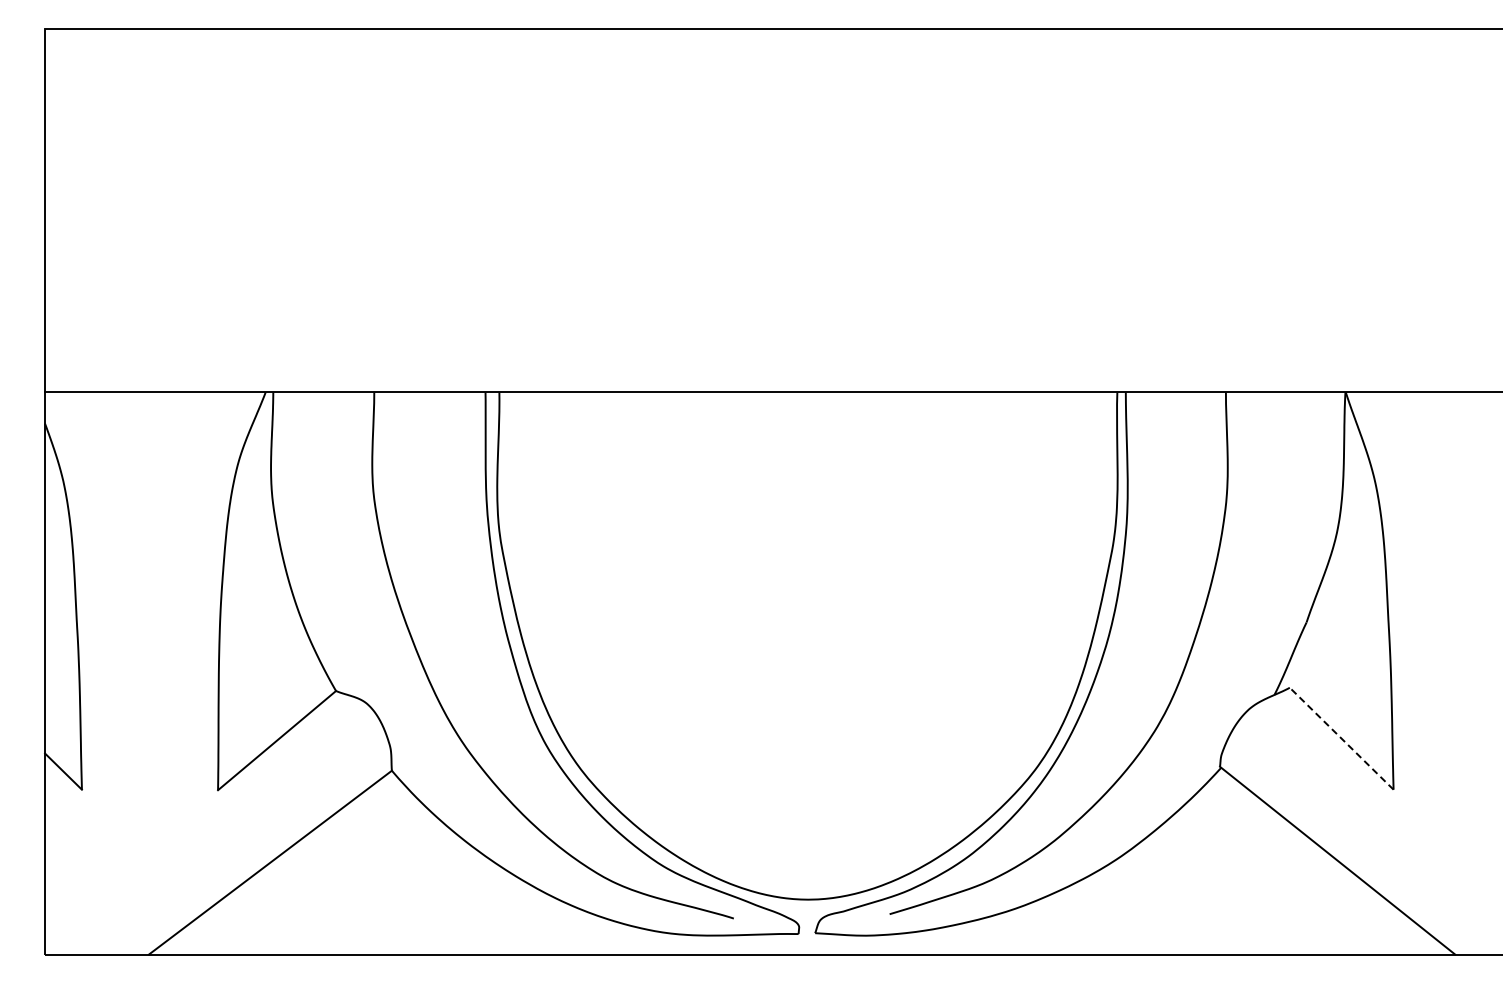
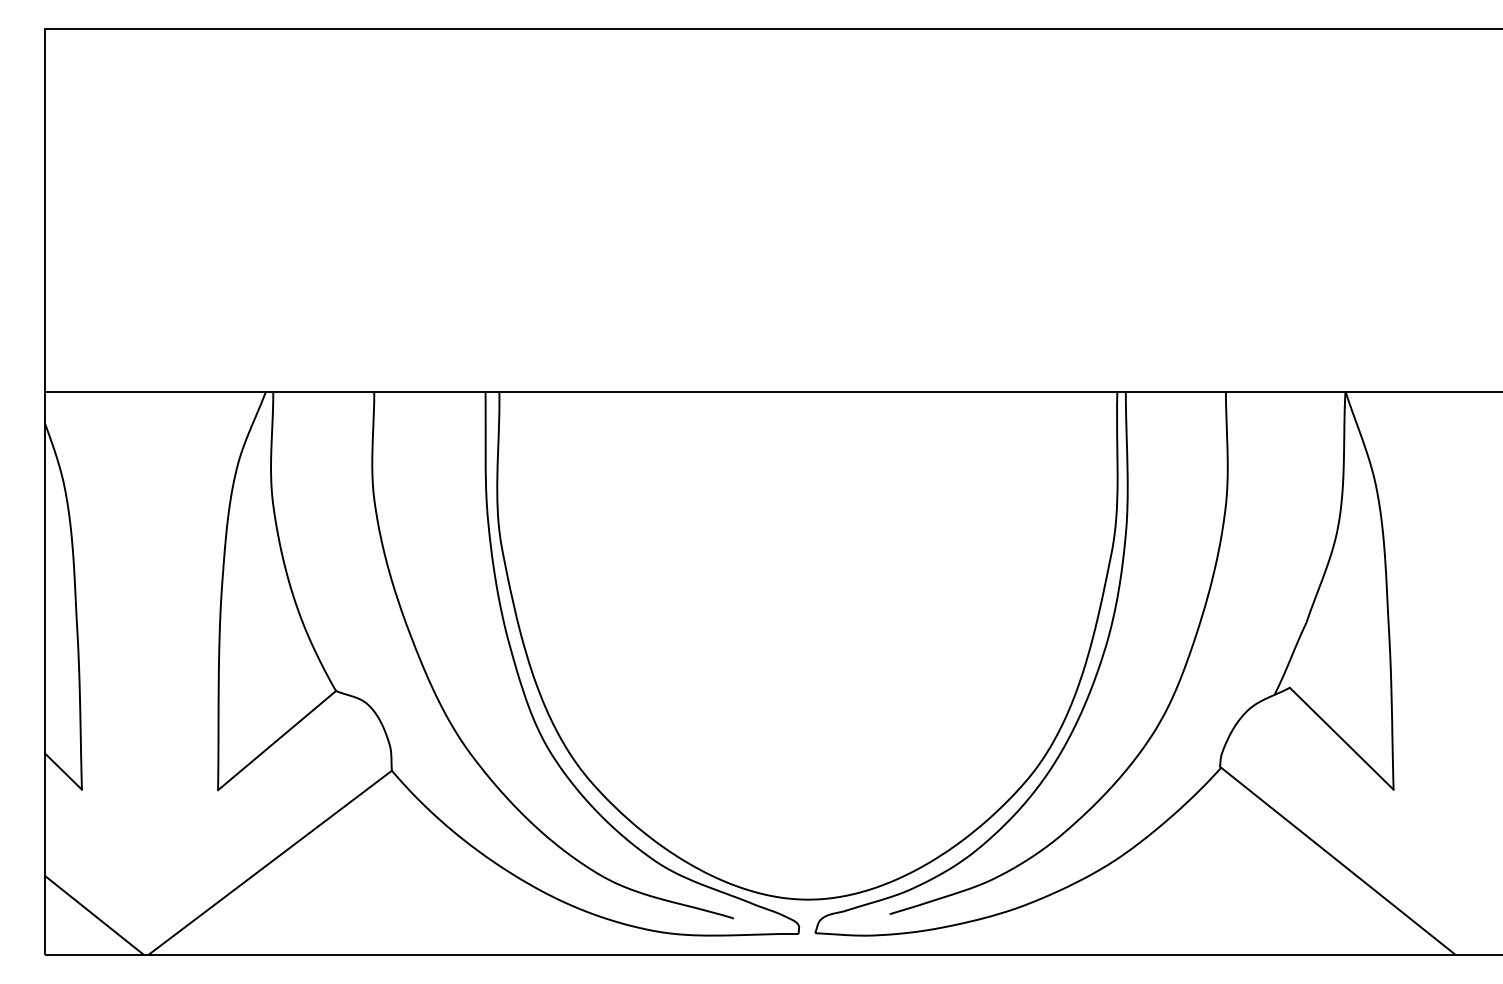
line: dashed -> solid (1341, 738)
line: none -> present (94, 914)
